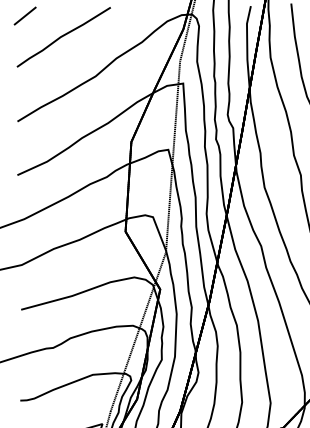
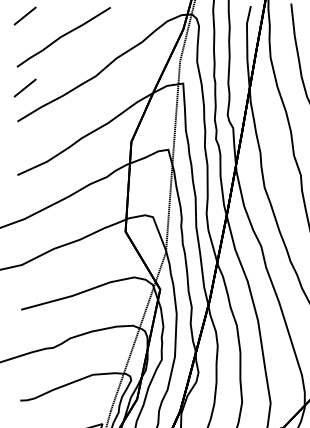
line: none -> present (24, 87)
